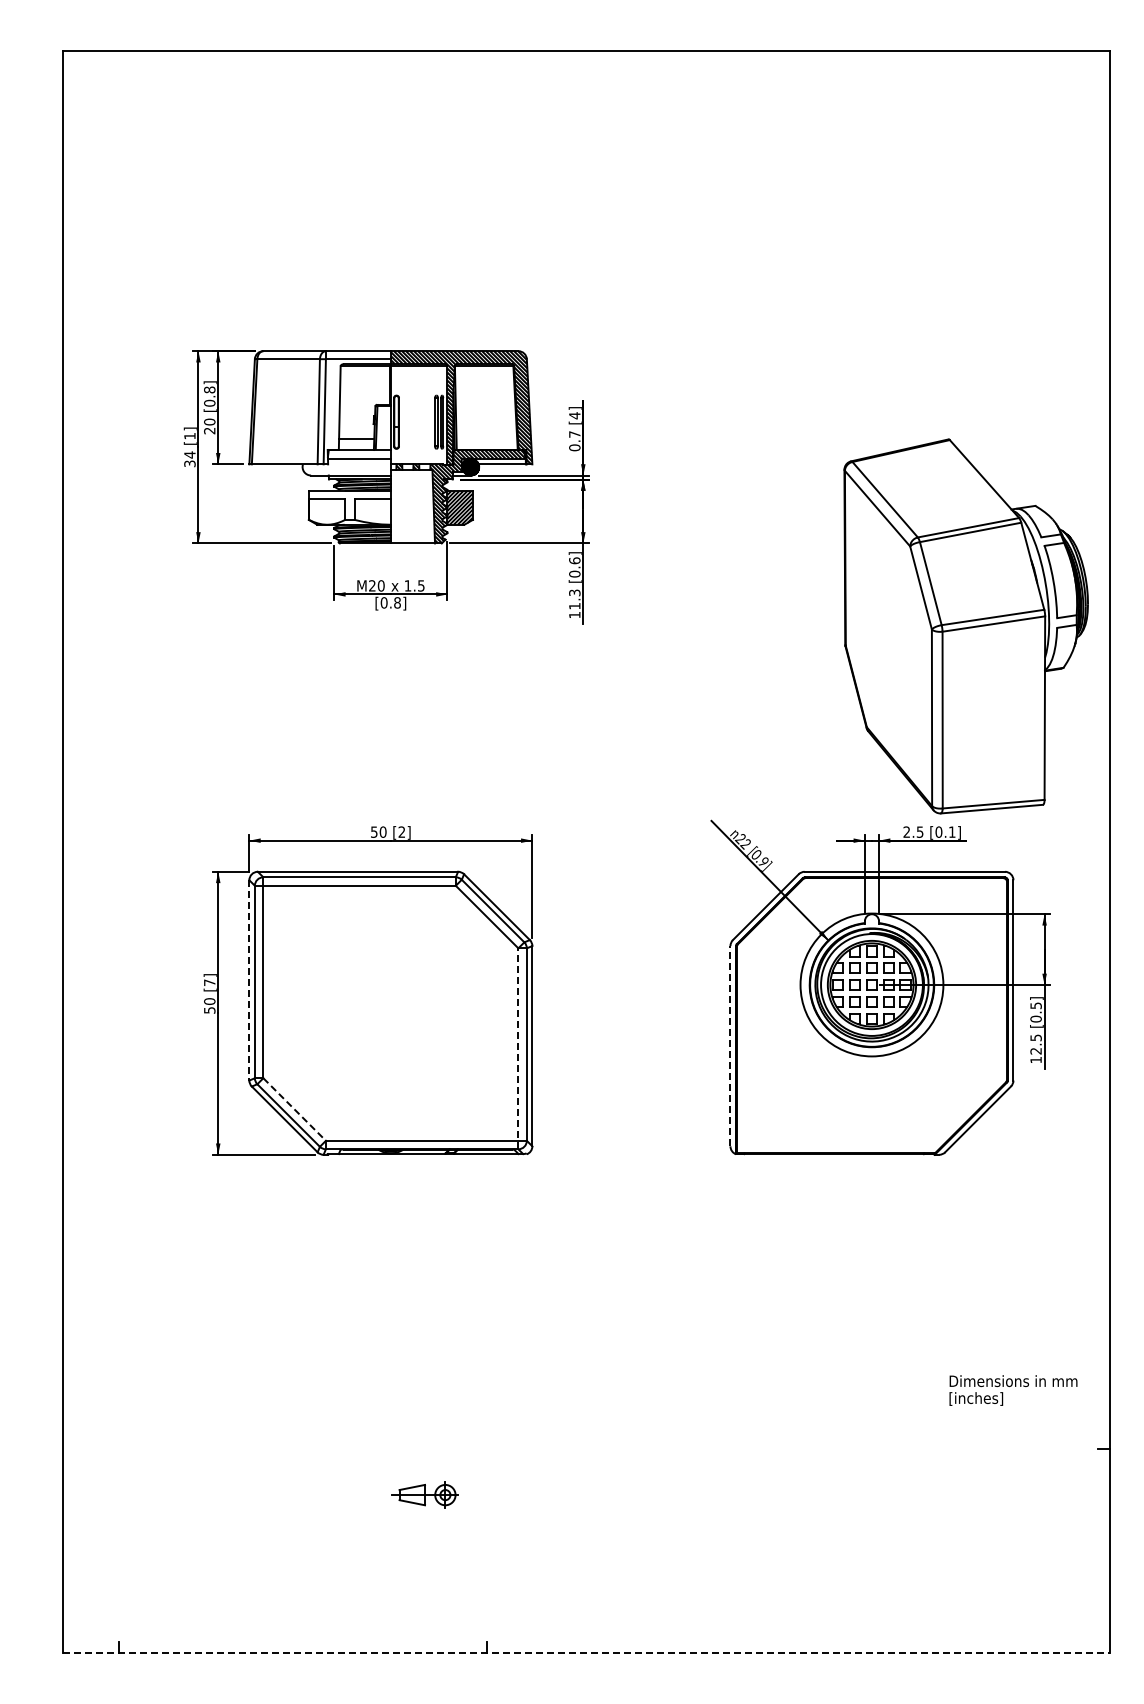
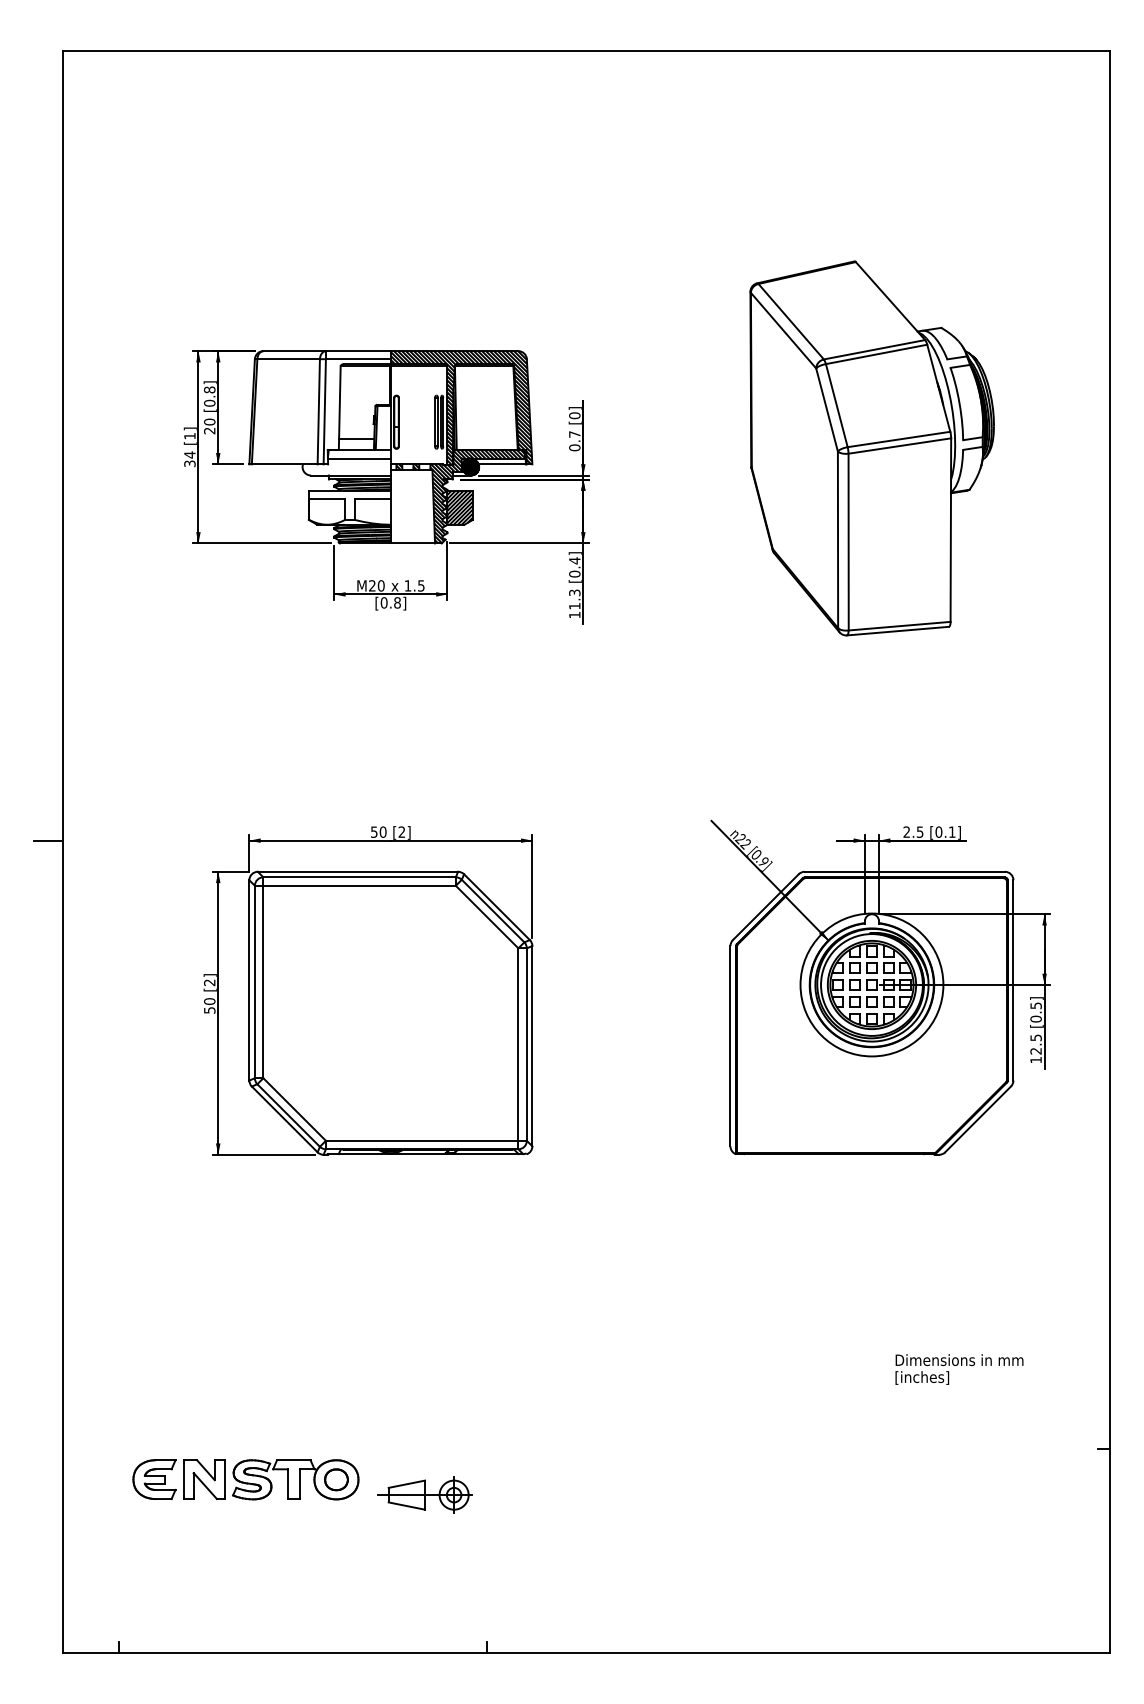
text: [4] -> [0] (574, 415)
text: [0.6] -> [0.4] (574, 560)
part position: (965, 626) -> (871, 448) (871, 448)
line: none -> present (48, 840)
line: dashed -> solid (249, 980)
text: [7] -> [2] (209, 982)
line: dashed -> solid (730, 1045)
line: dashed -> solid (518, 1048)
line: dashed -> solid (295, 1109)
text position: (1013, 1390) -> (959, 1369) (959, 1369)
part: none -> present (245, 1479)
part size: 68x28 px -> 96x38 px (424, 1494)
line: dashed -> solid (586, 1652)
